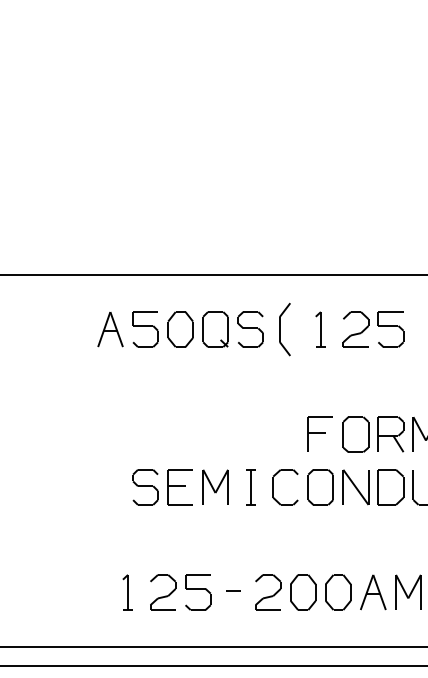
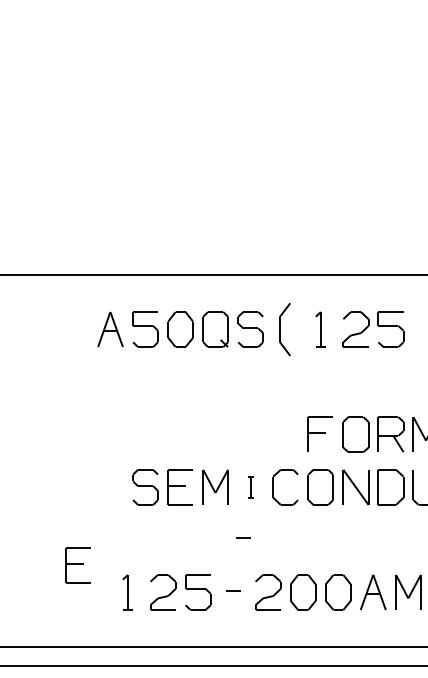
part size: 10x37 px -> 6x23 px (250, 487)
line: none -> present (243, 537)
part: none -> present (77, 565)
